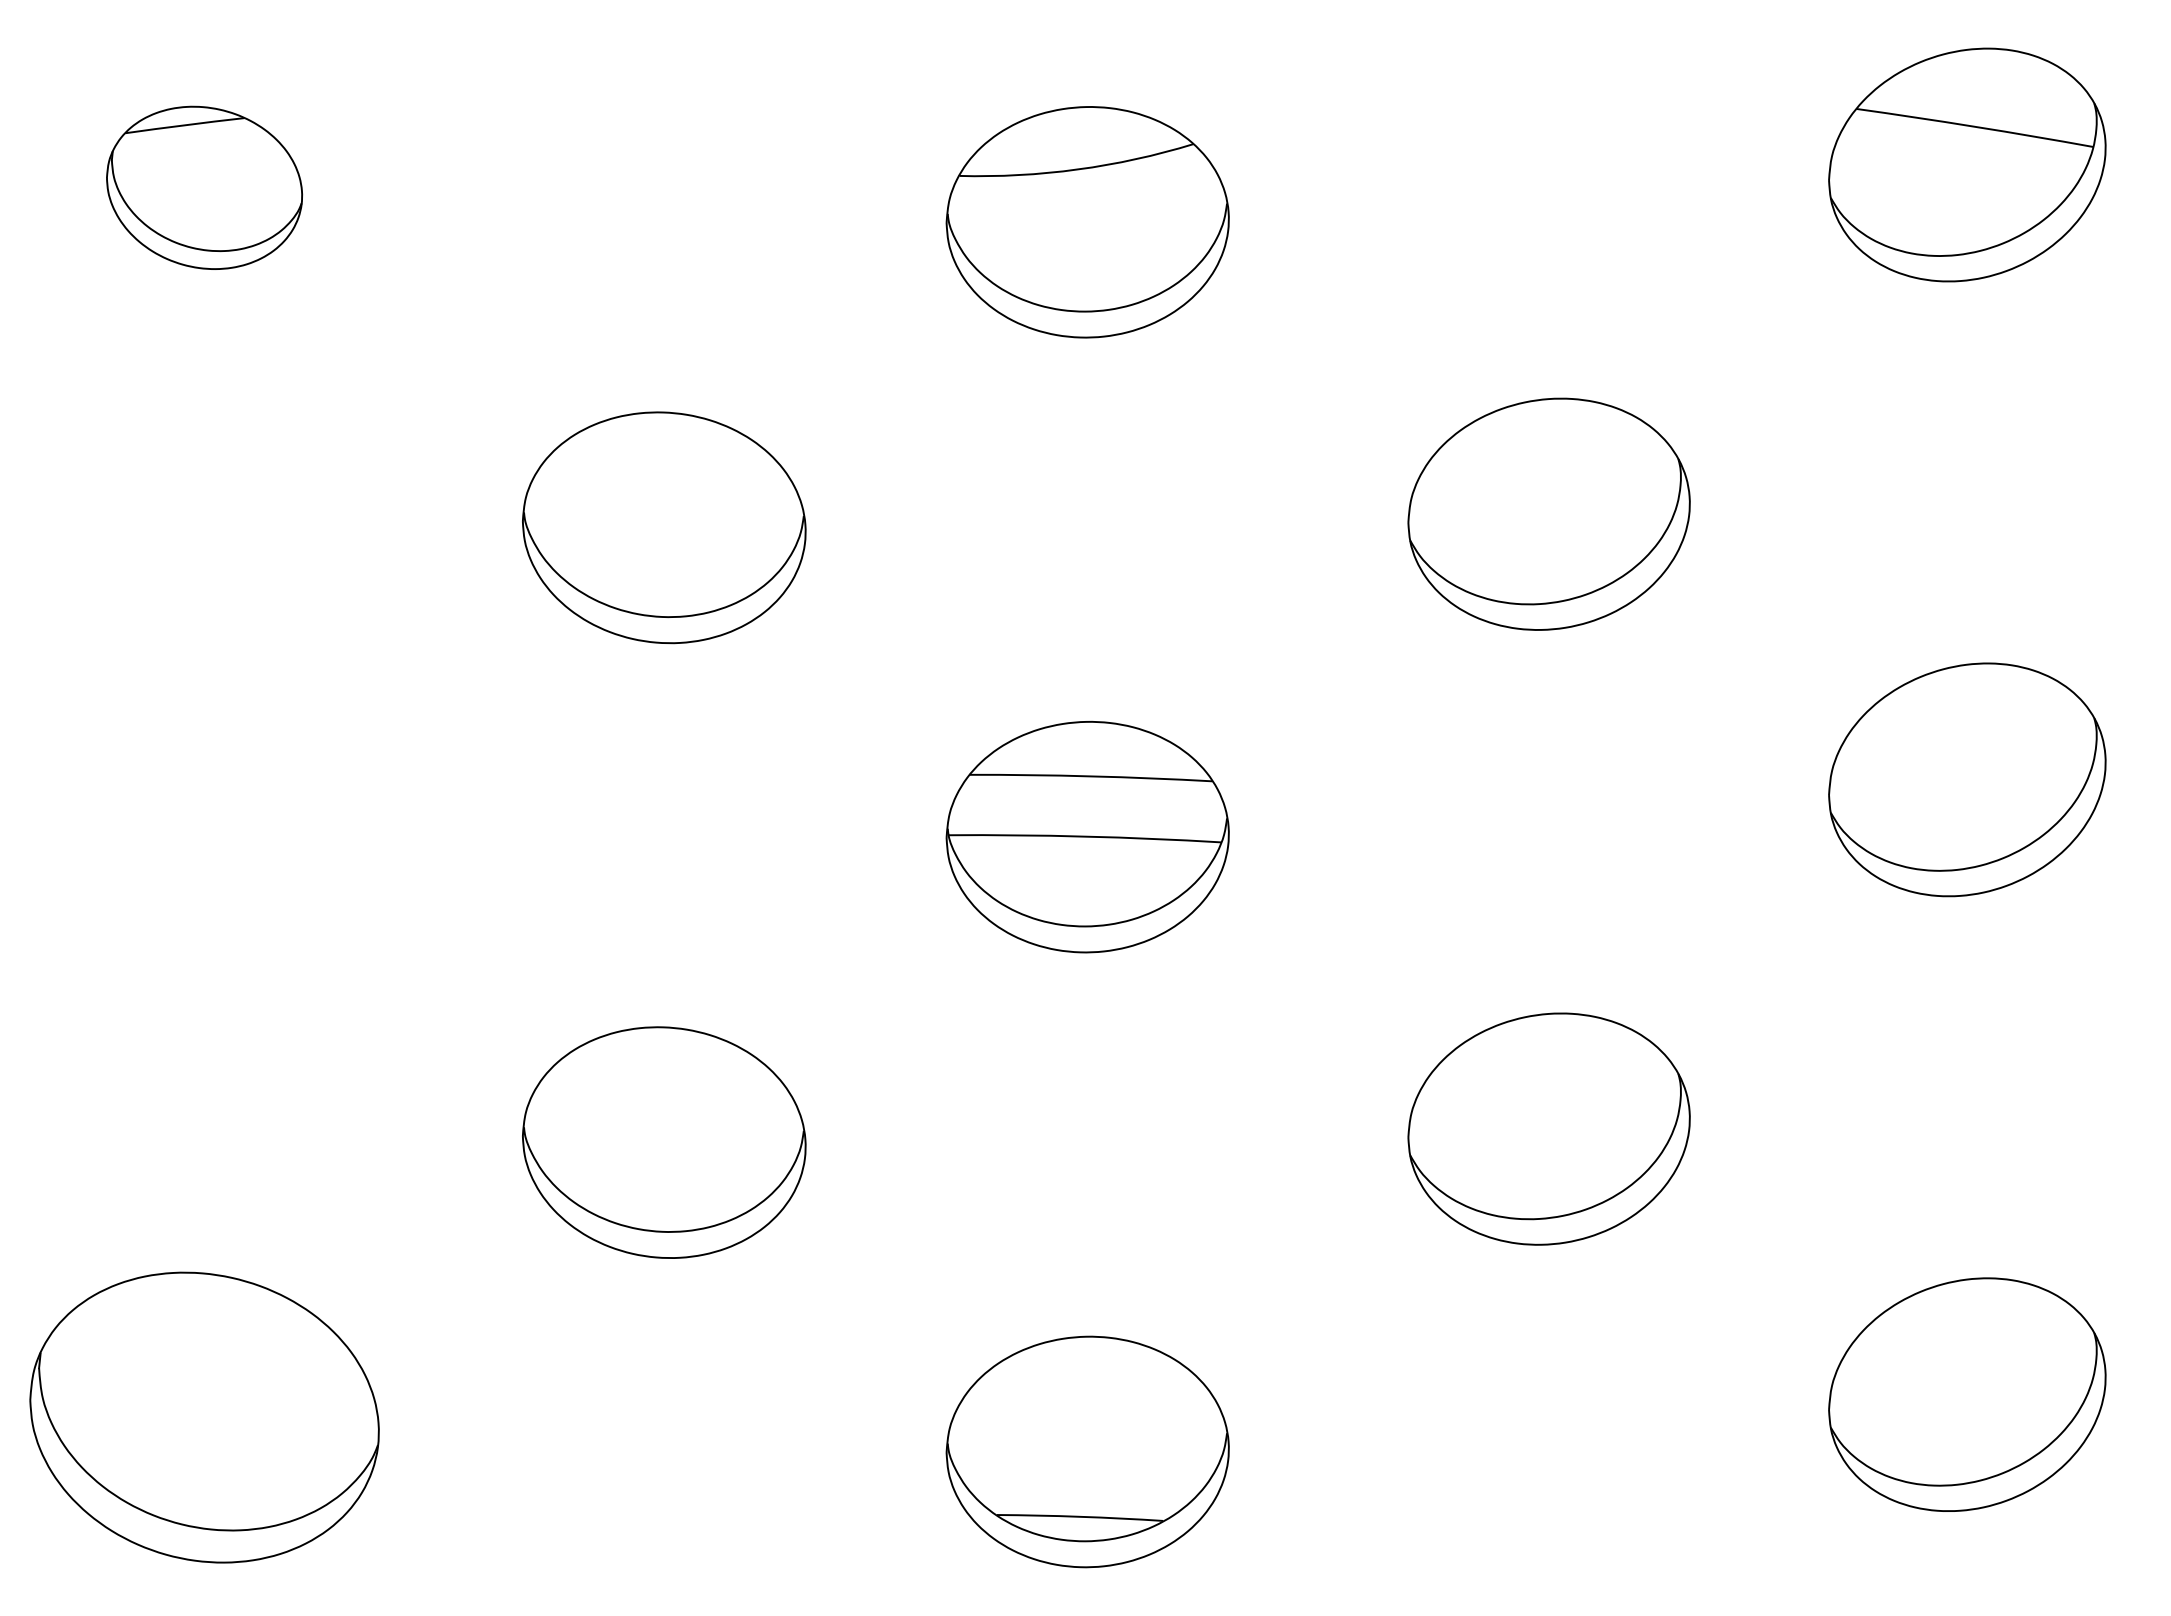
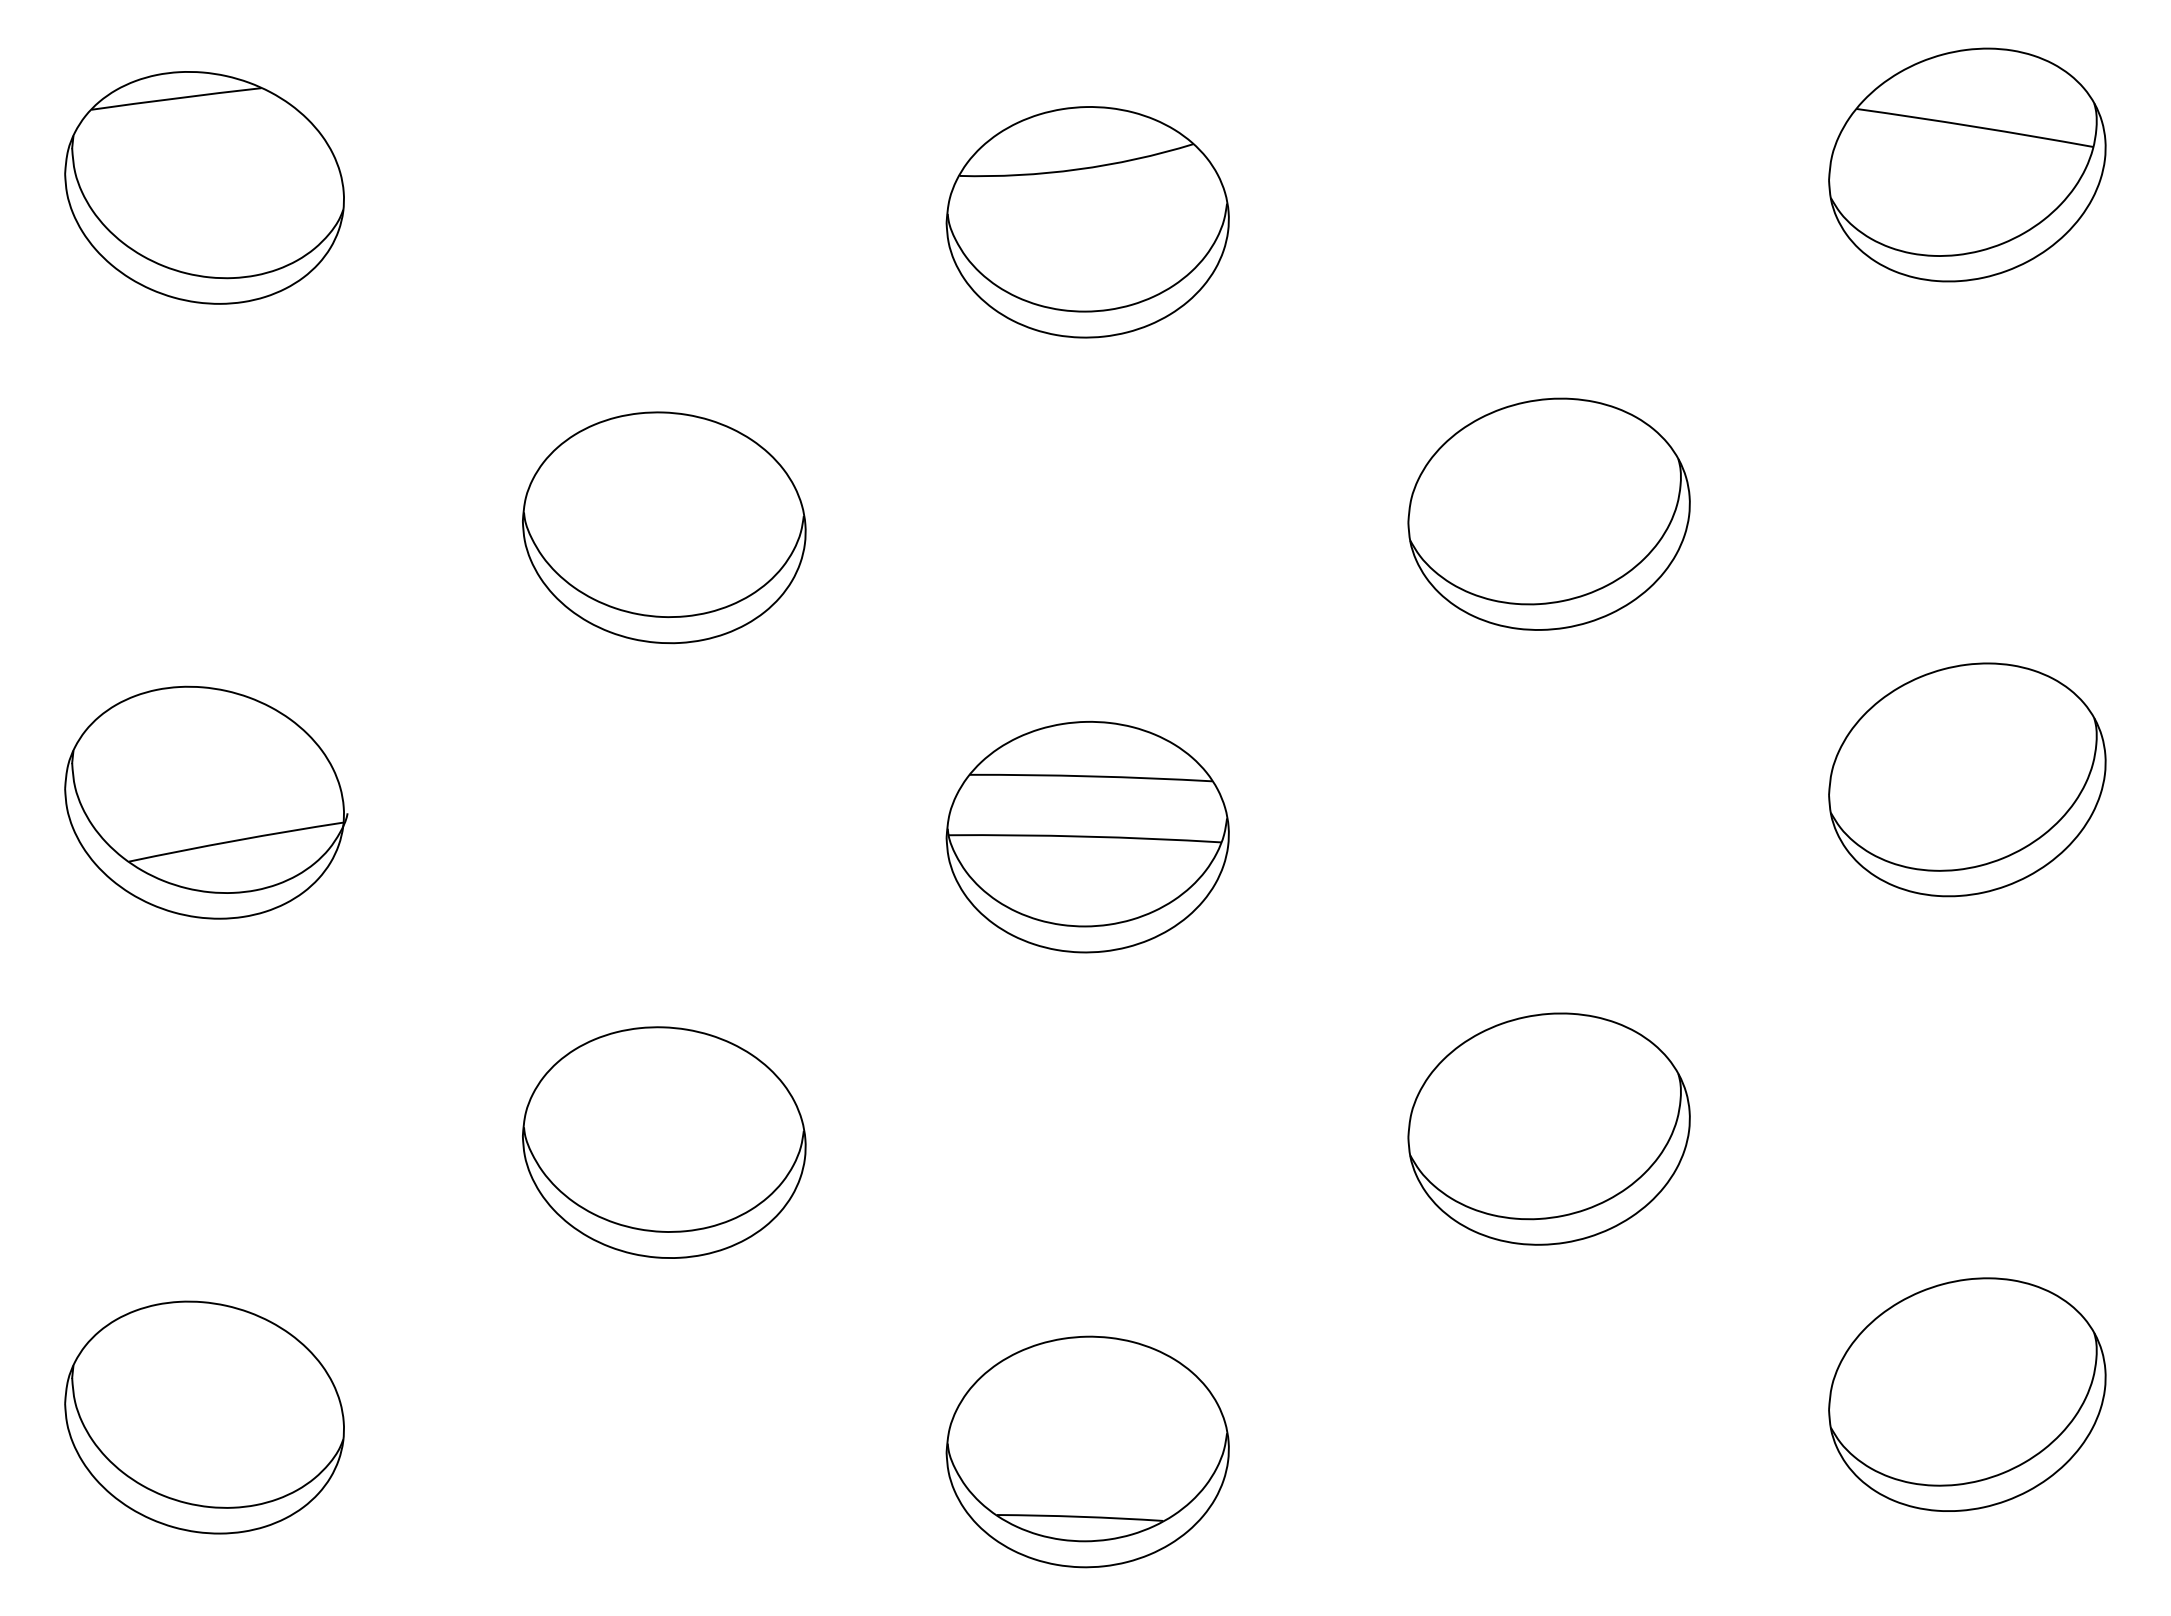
part size: 197x165 px -> 281x234 px (204, 187)
part: none -> present (206, 802)
part size: 351x293 px -> 281x235 px (204, 1417)
